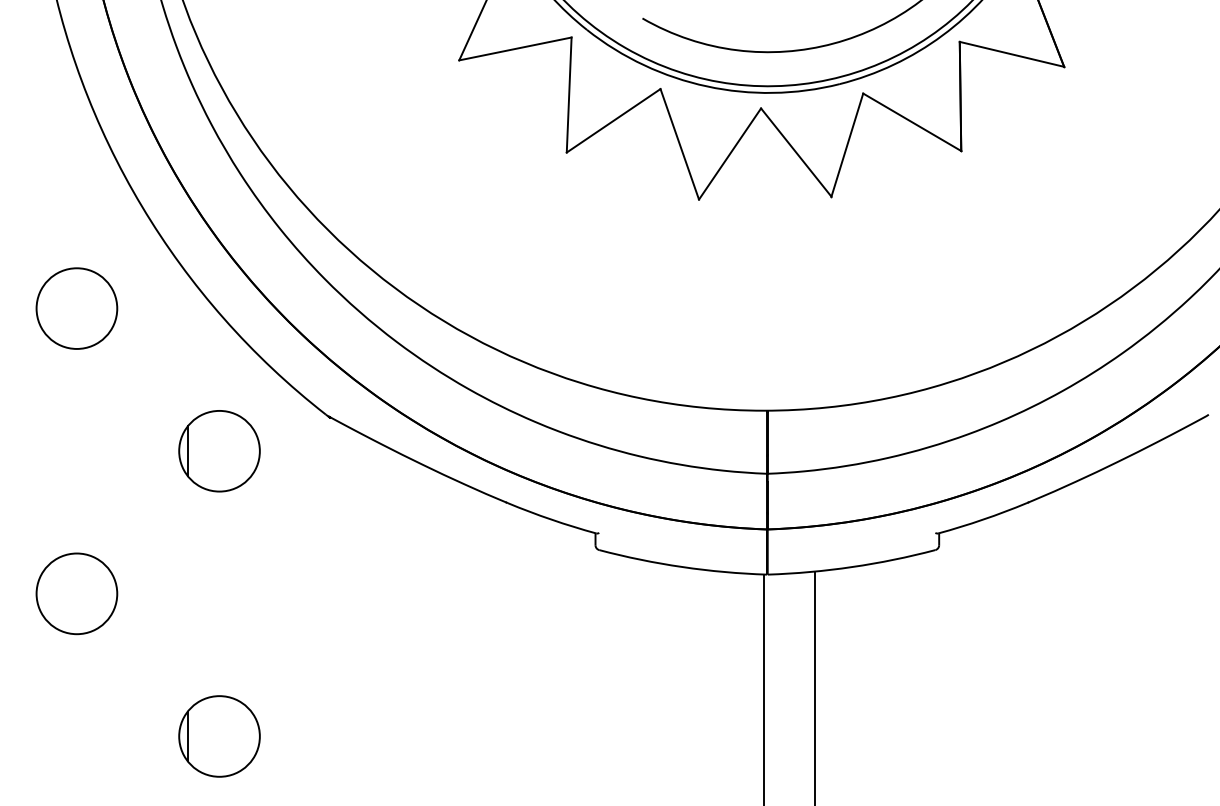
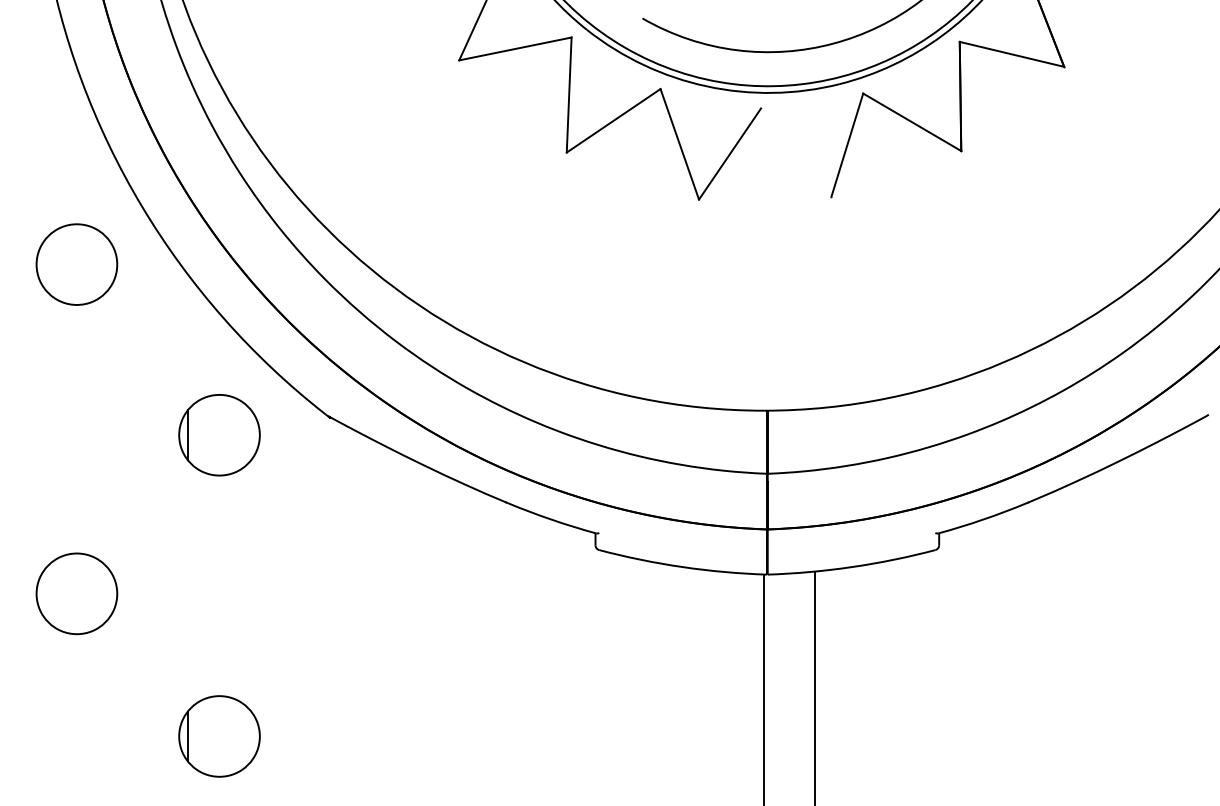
line: present -> none (796, 152)
circle position: (76, 308) -> (76, 264) (76, 264)
part position: (219, 451) -> (219, 435) (219, 435)
